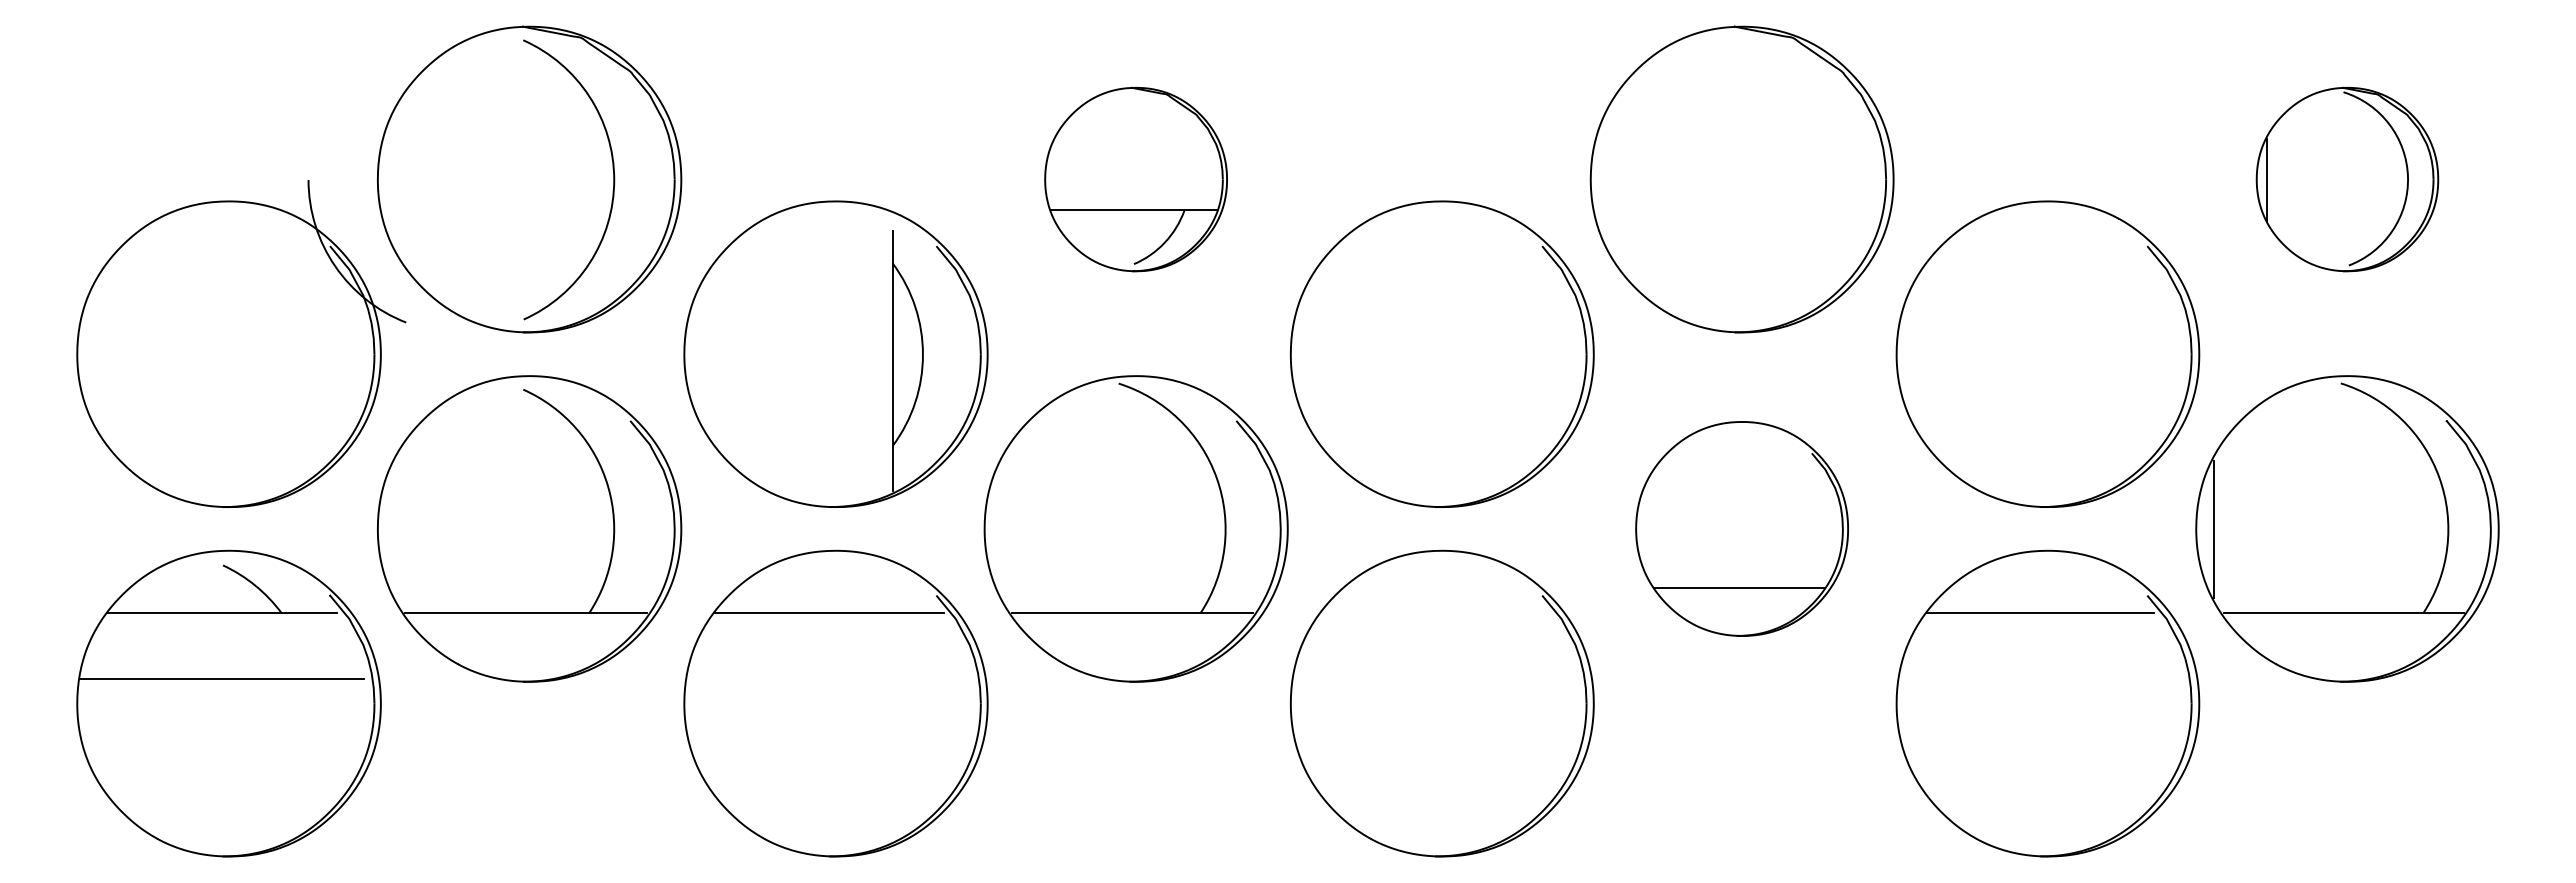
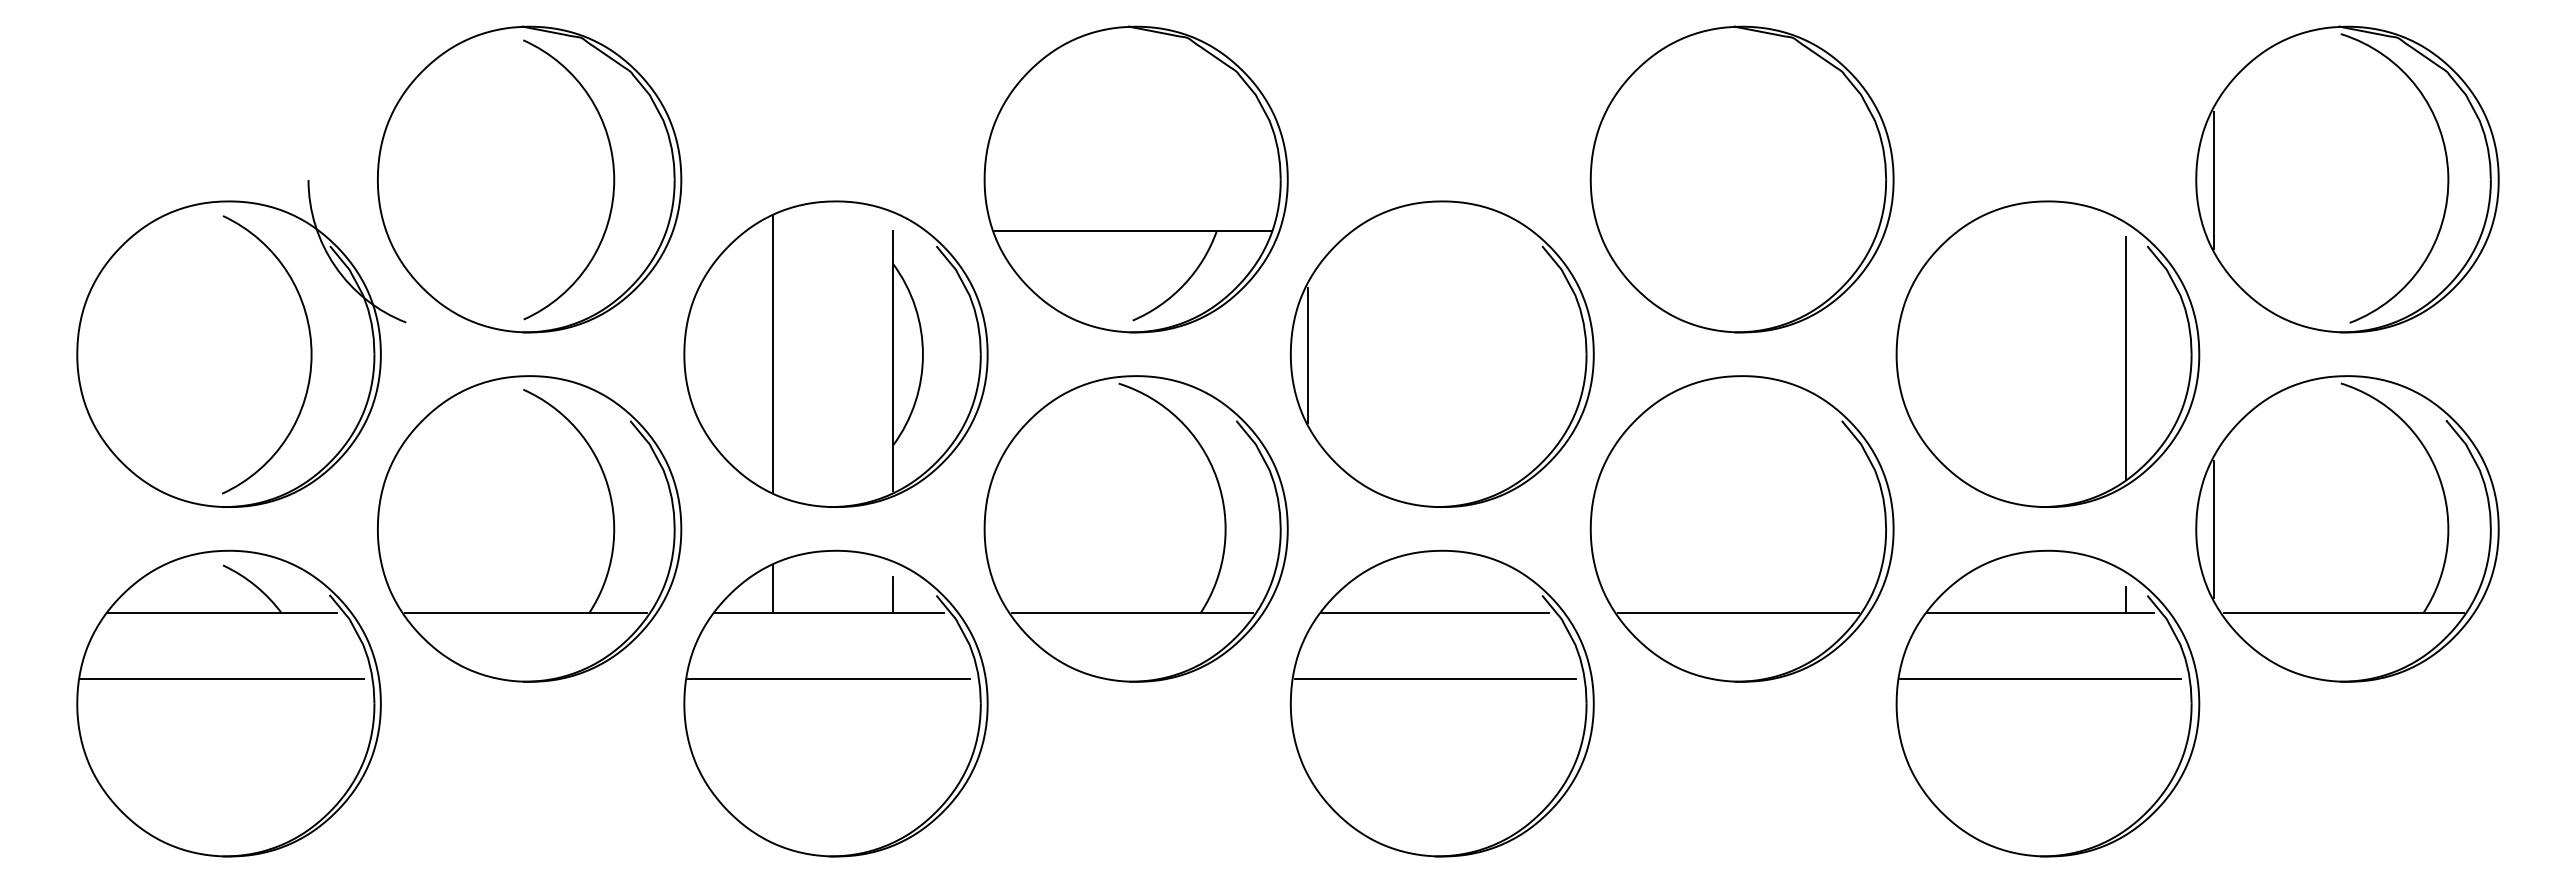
part size: 184x187 px -> 306x309 px (1135, 179)
part size: 185x187 px -> 305x309 px (2347, 179)
line: none -> present (772, 353)
arc: none -> present (310, 354)
line: none -> present (1307, 354)
line: none -> present (2126, 357)
part size: 214x216 px -> 306x308 px (1741, 528)
line: none -> present (772, 589)
line: none -> present (892, 595)
line: none -> present (2126, 599)
line: none -> present (1435, 613)
line: none -> present (829, 678)
line: none -> present (1434, 678)
line: none -> present (2040, 678)
